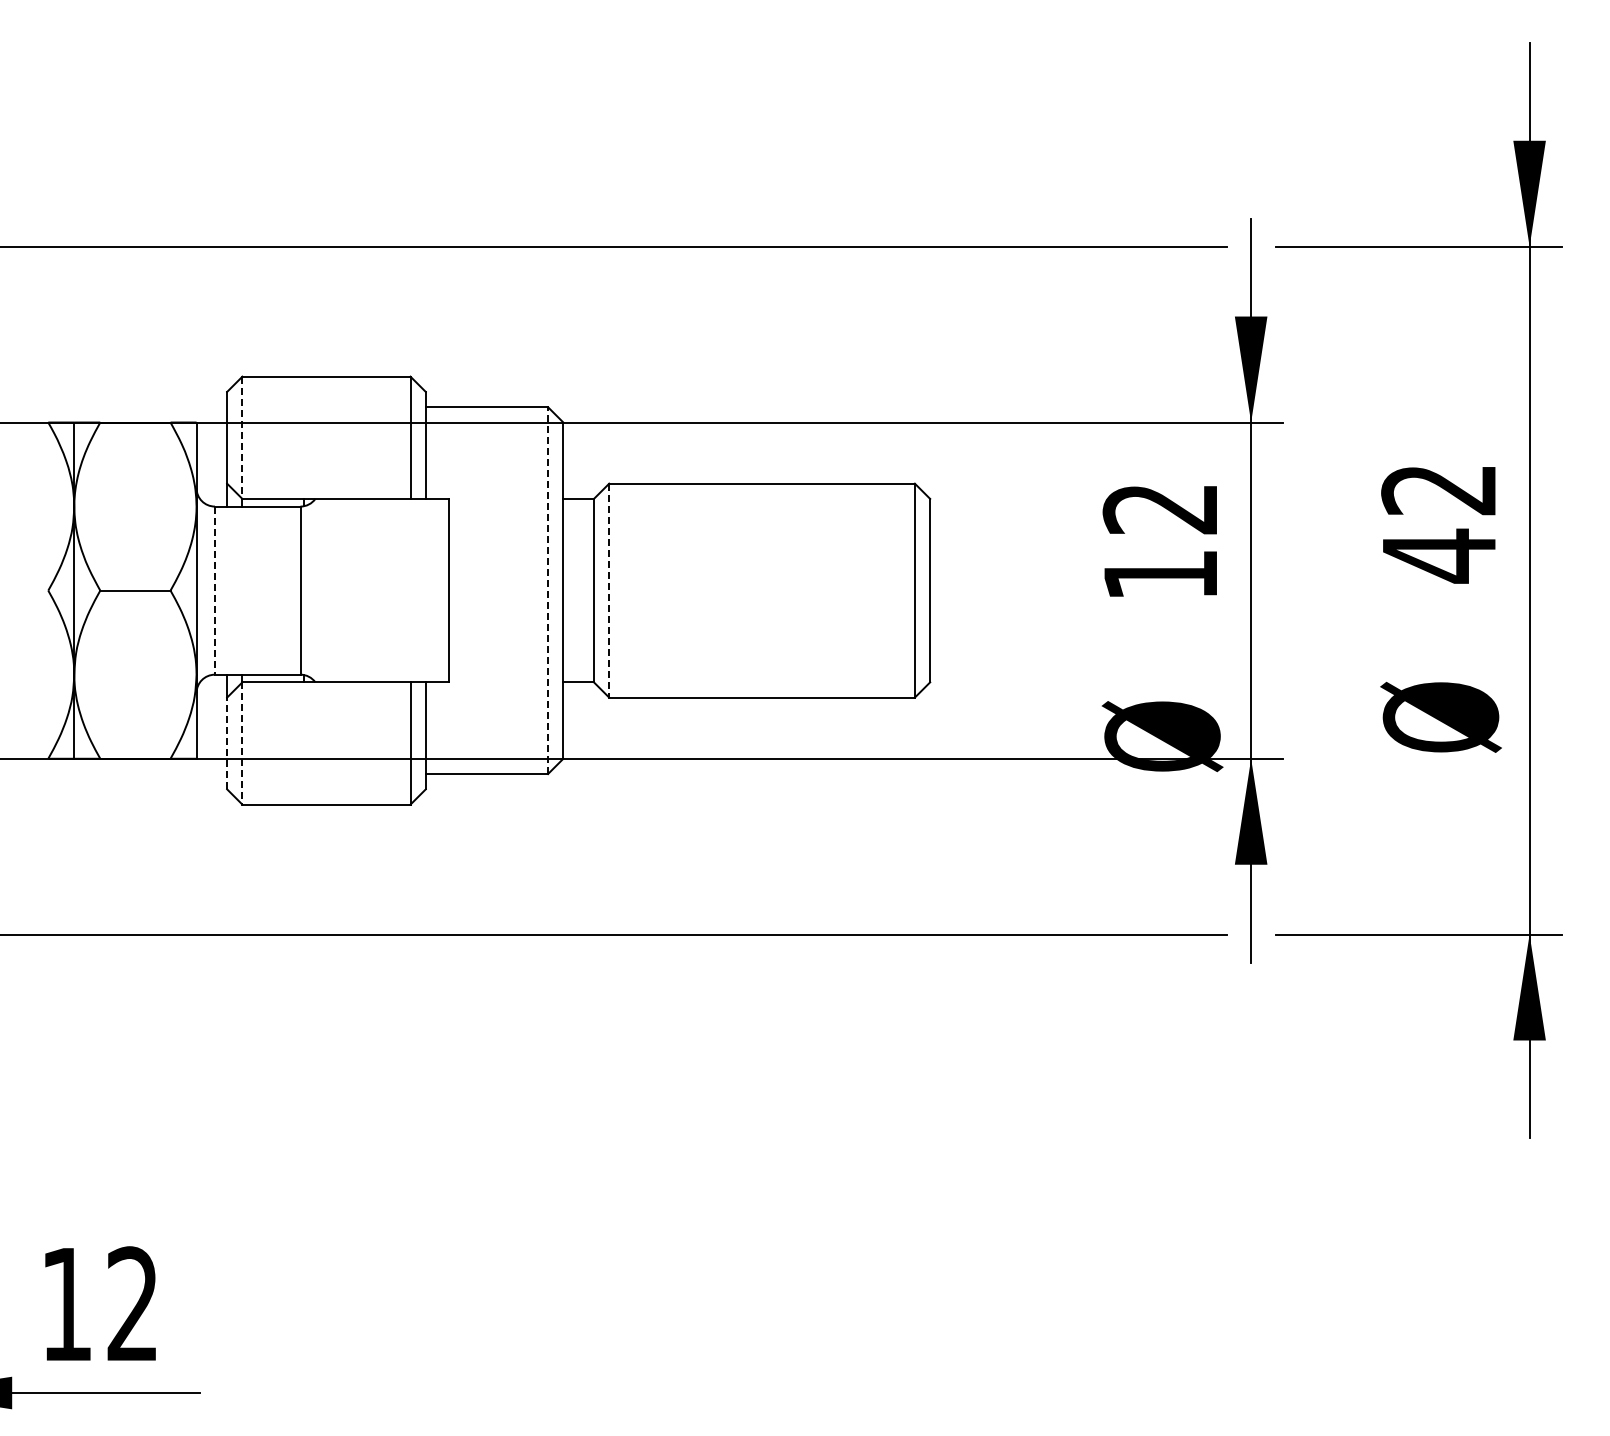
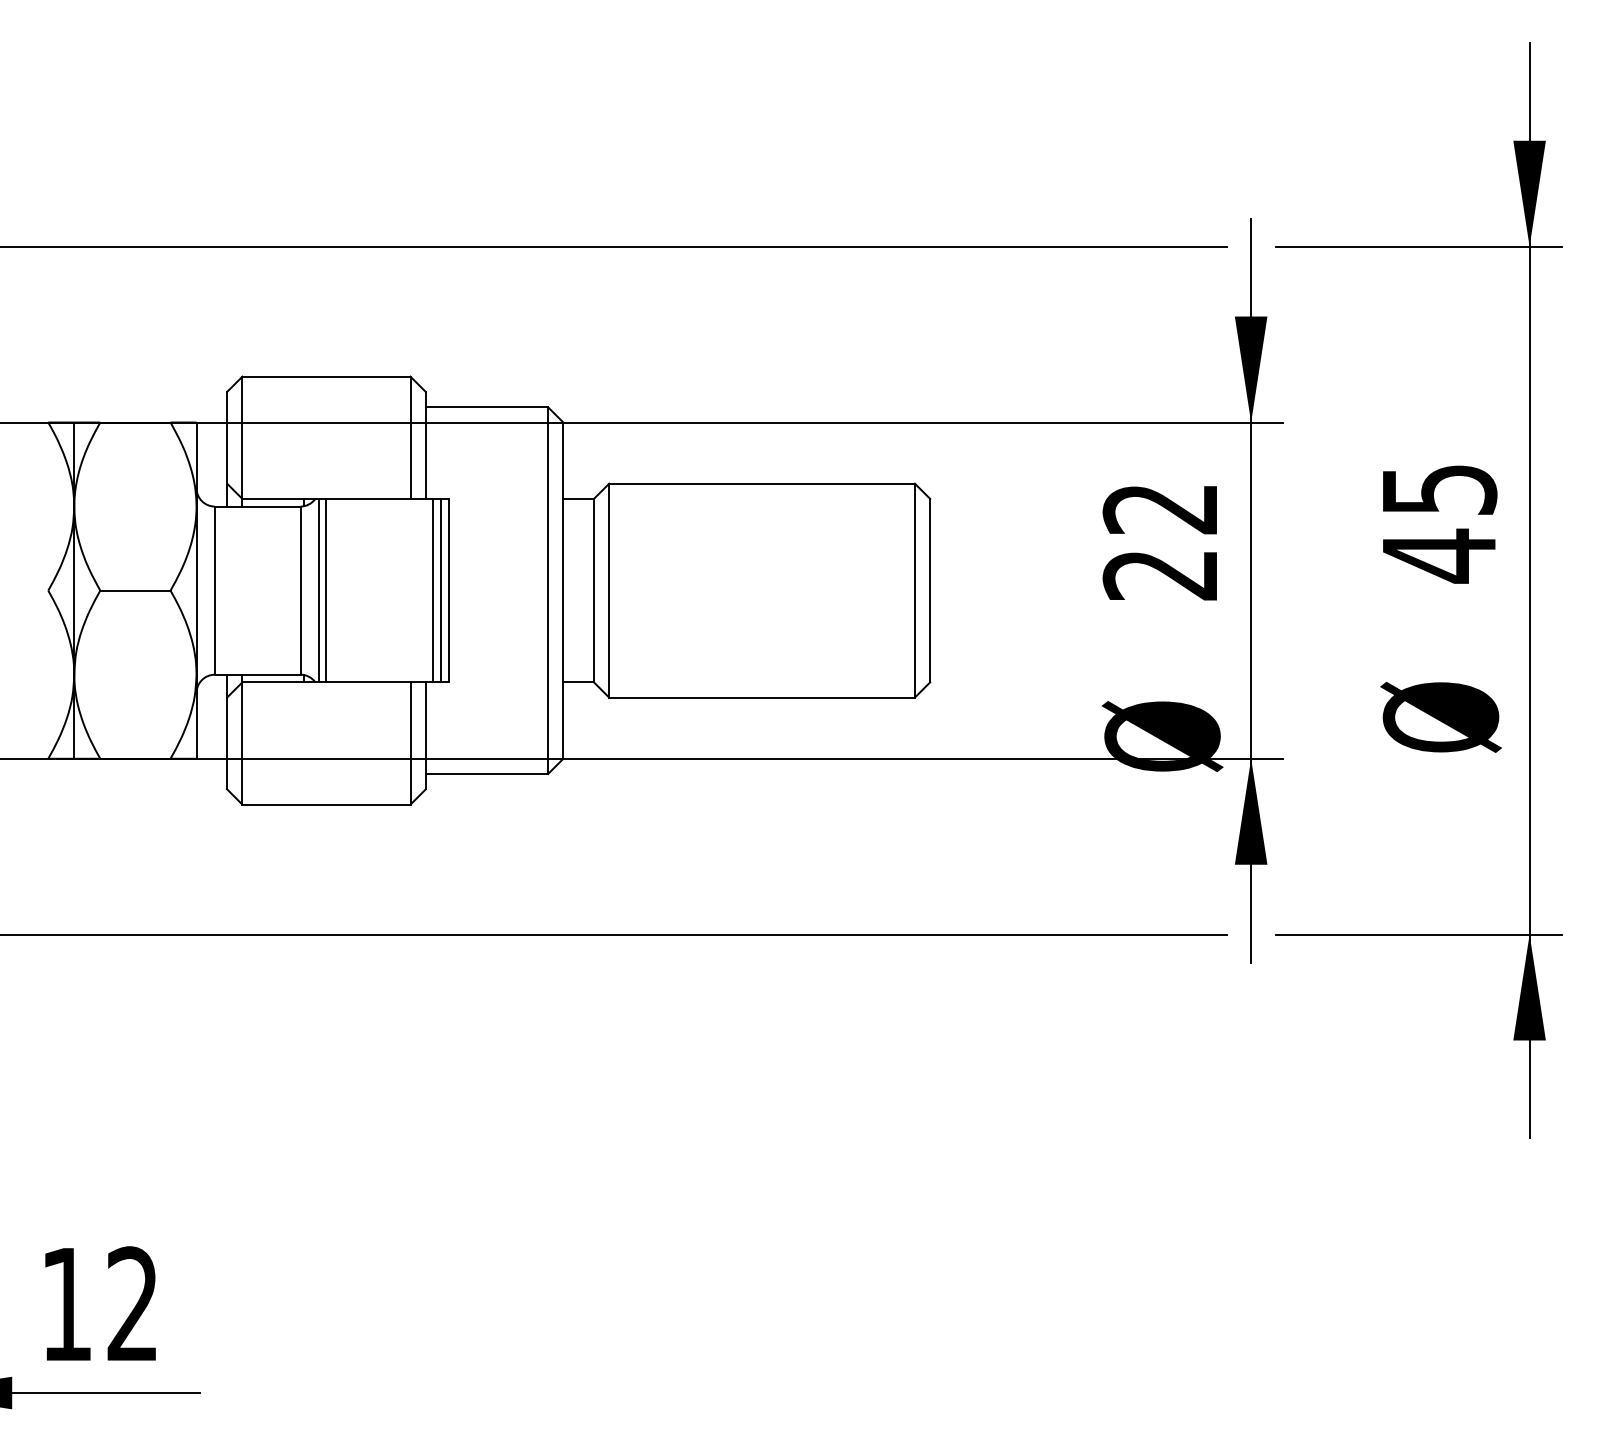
line: dashed -> solid (242, 438)
text: 42 -> 45 (1439, 490)
text: 12 -> 22 (1159, 575)
line: none -> present (318, 590)
line: none -> present (326, 590)
line: none -> present (433, 590)
line: none -> present (441, 590)
line: dashed -> solid (548, 590)
line: dashed -> solid (609, 590)
line: dashed -> solid (214, 591)
line: dashed -> solid (227, 743)
line: dashed -> solid (242, 743)
